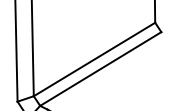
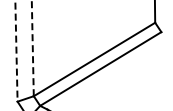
line: solid -> dashed (32, 48)
line: solid -> dashed (16, 51)
